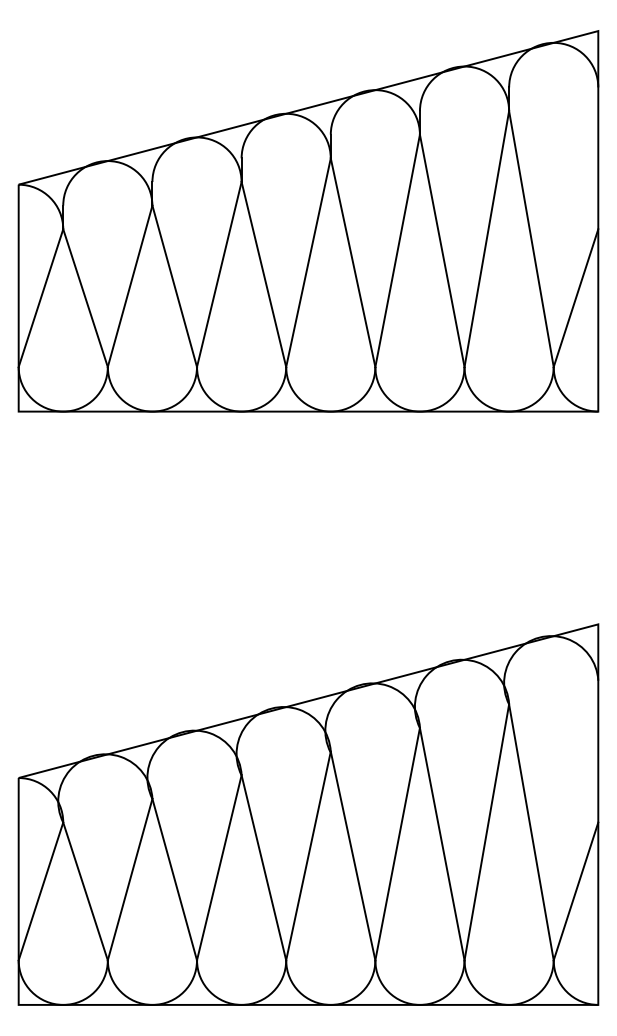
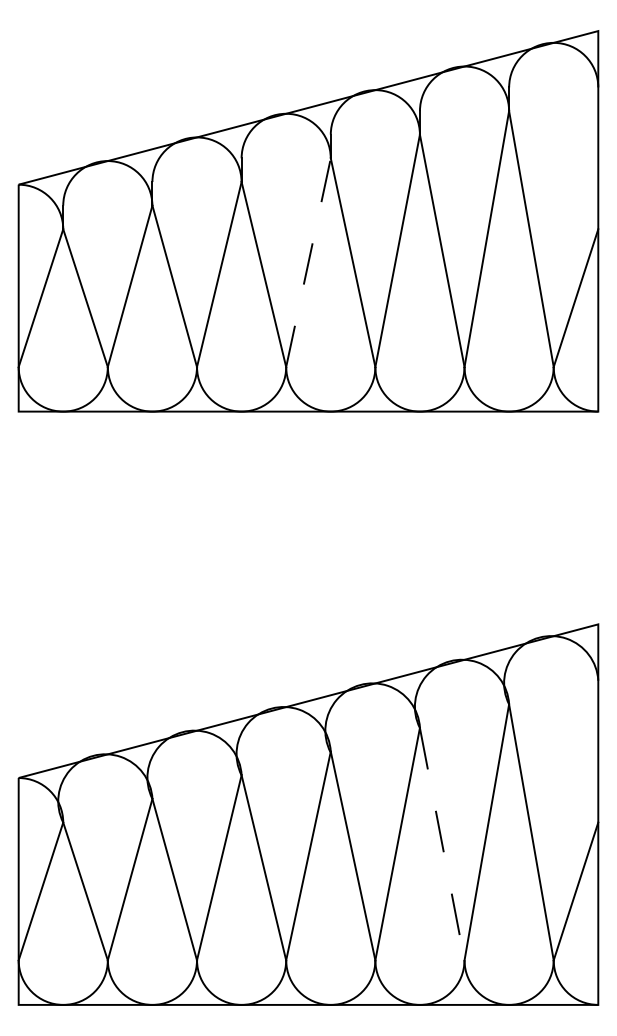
line: solid -> dashed (308, 262)
line: solid -> dashed (442, 844)
